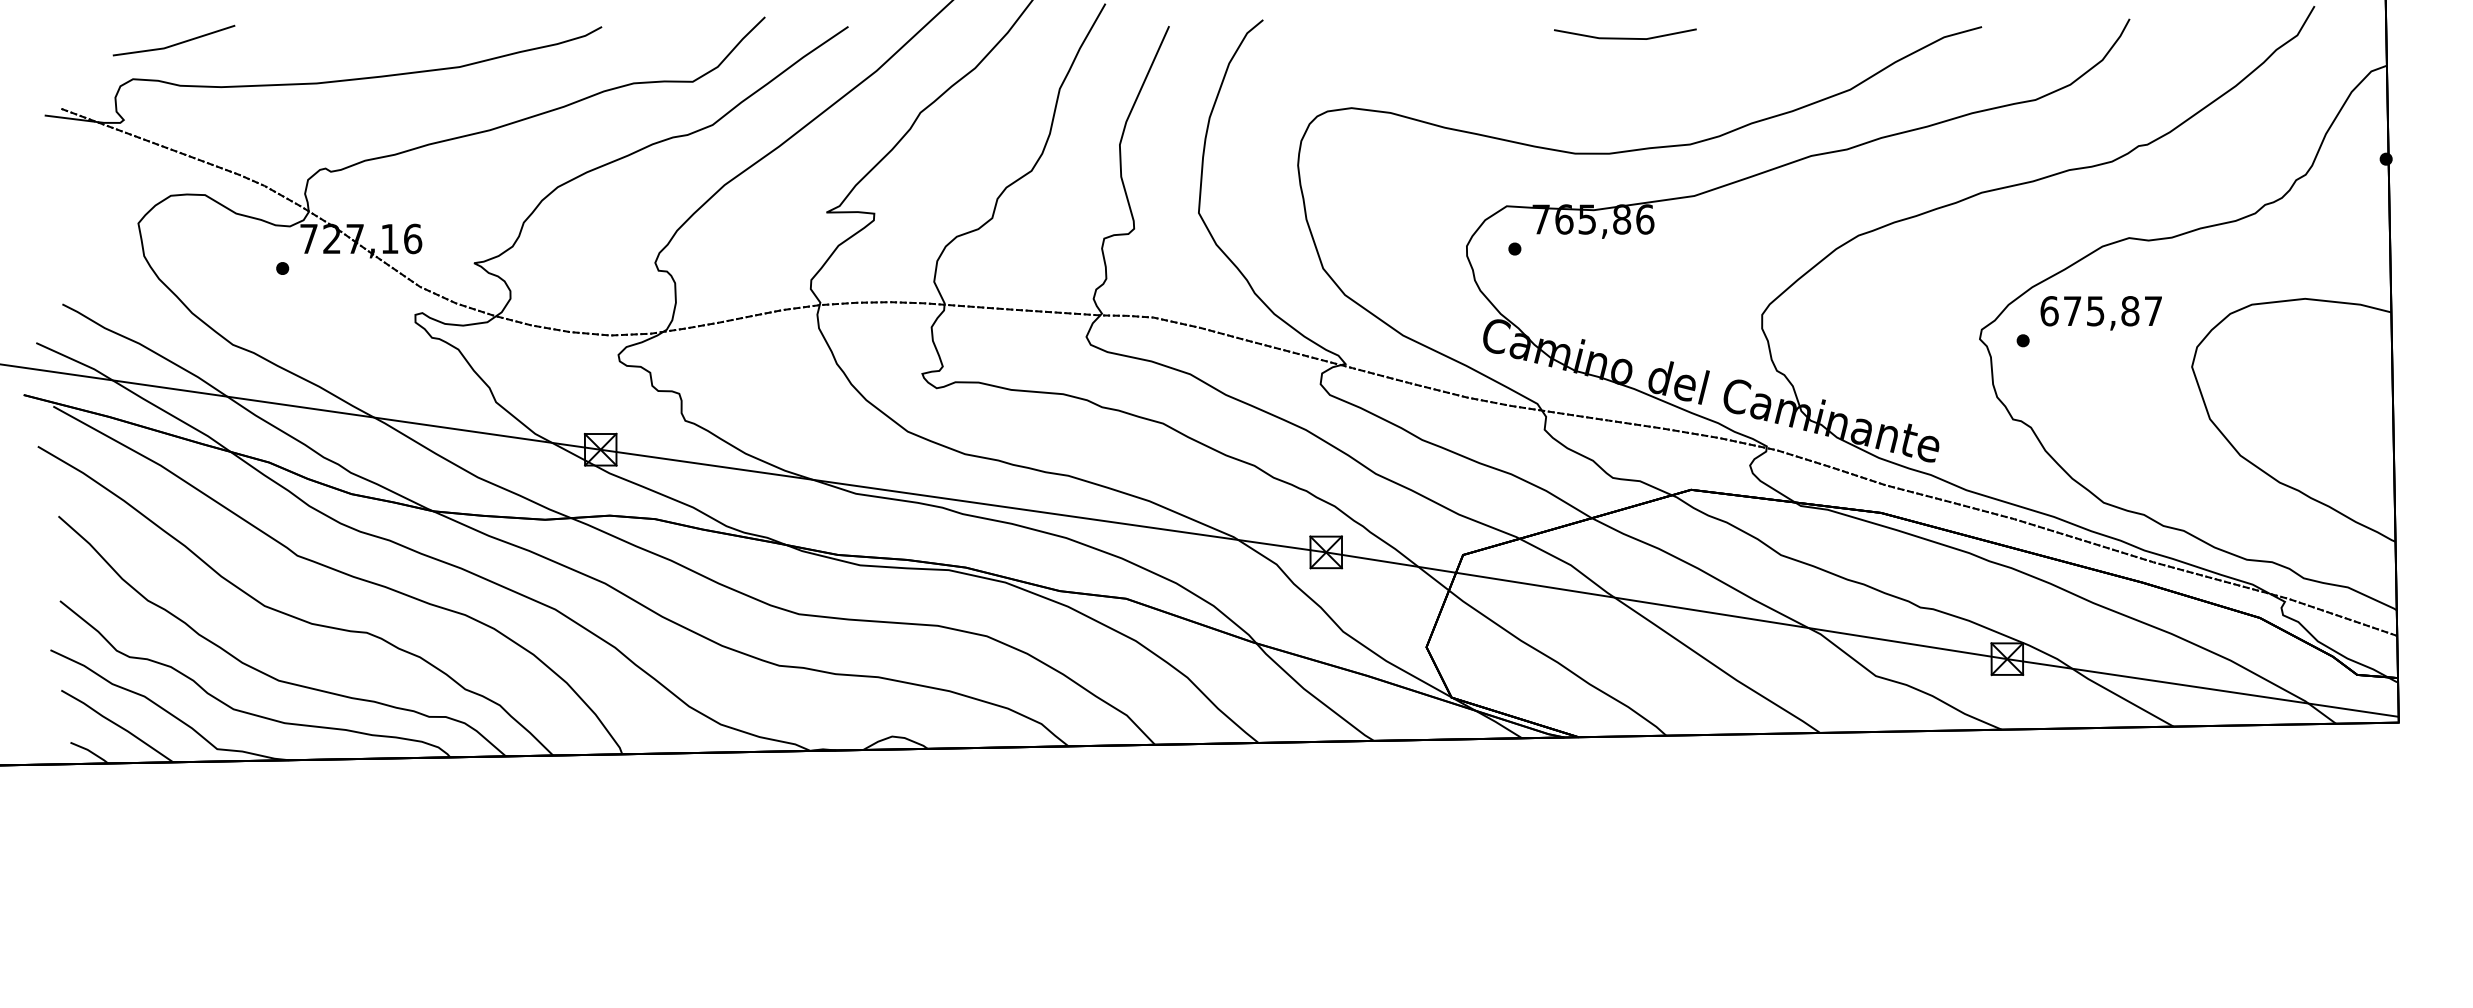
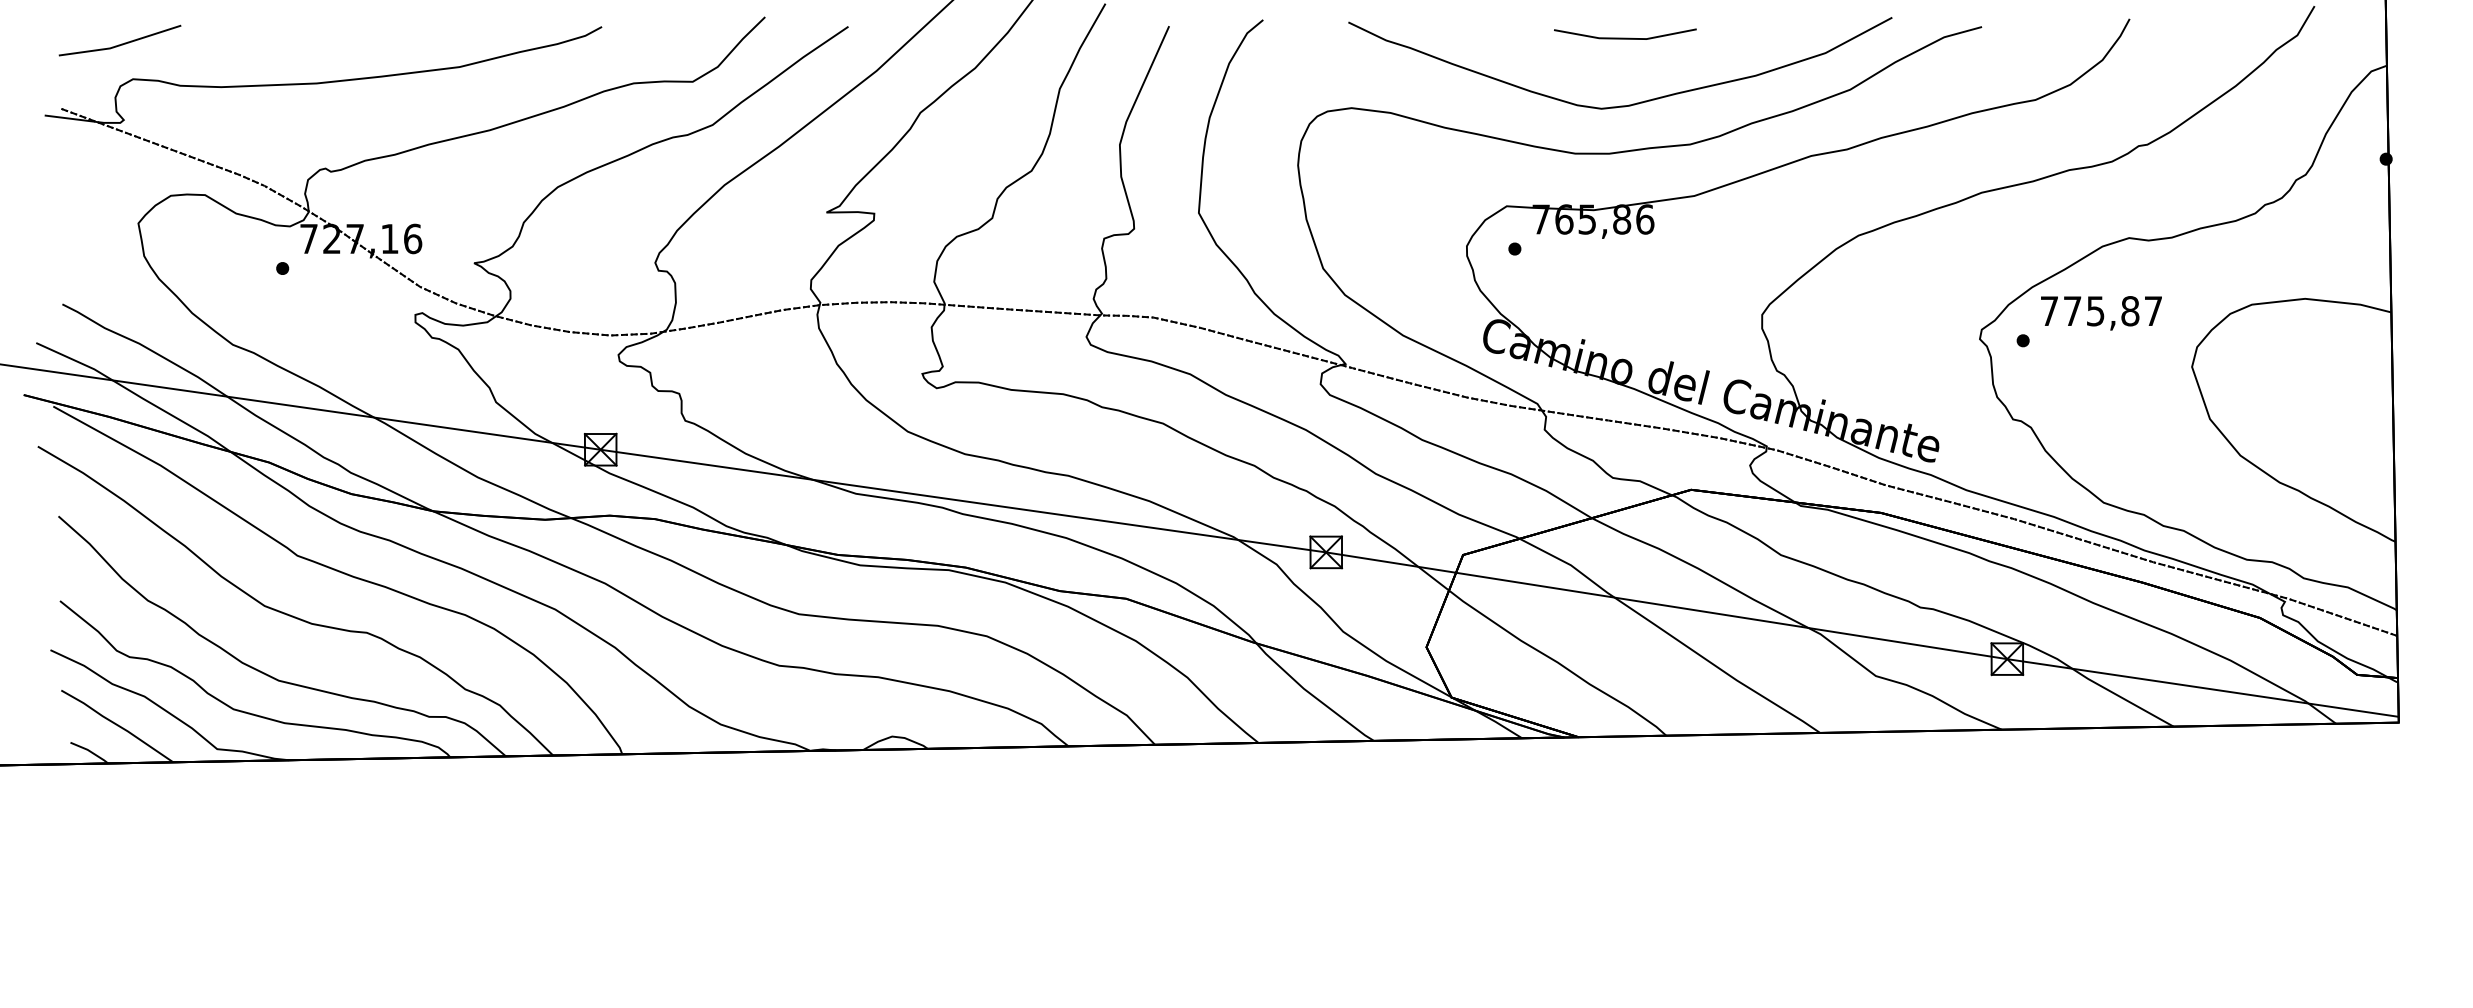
line position: (175, 43) -> (121, 43) (121, 43)
curve: none -> present (1629, 104)
text: 675,87 -> 775,87 (2049, 311)
